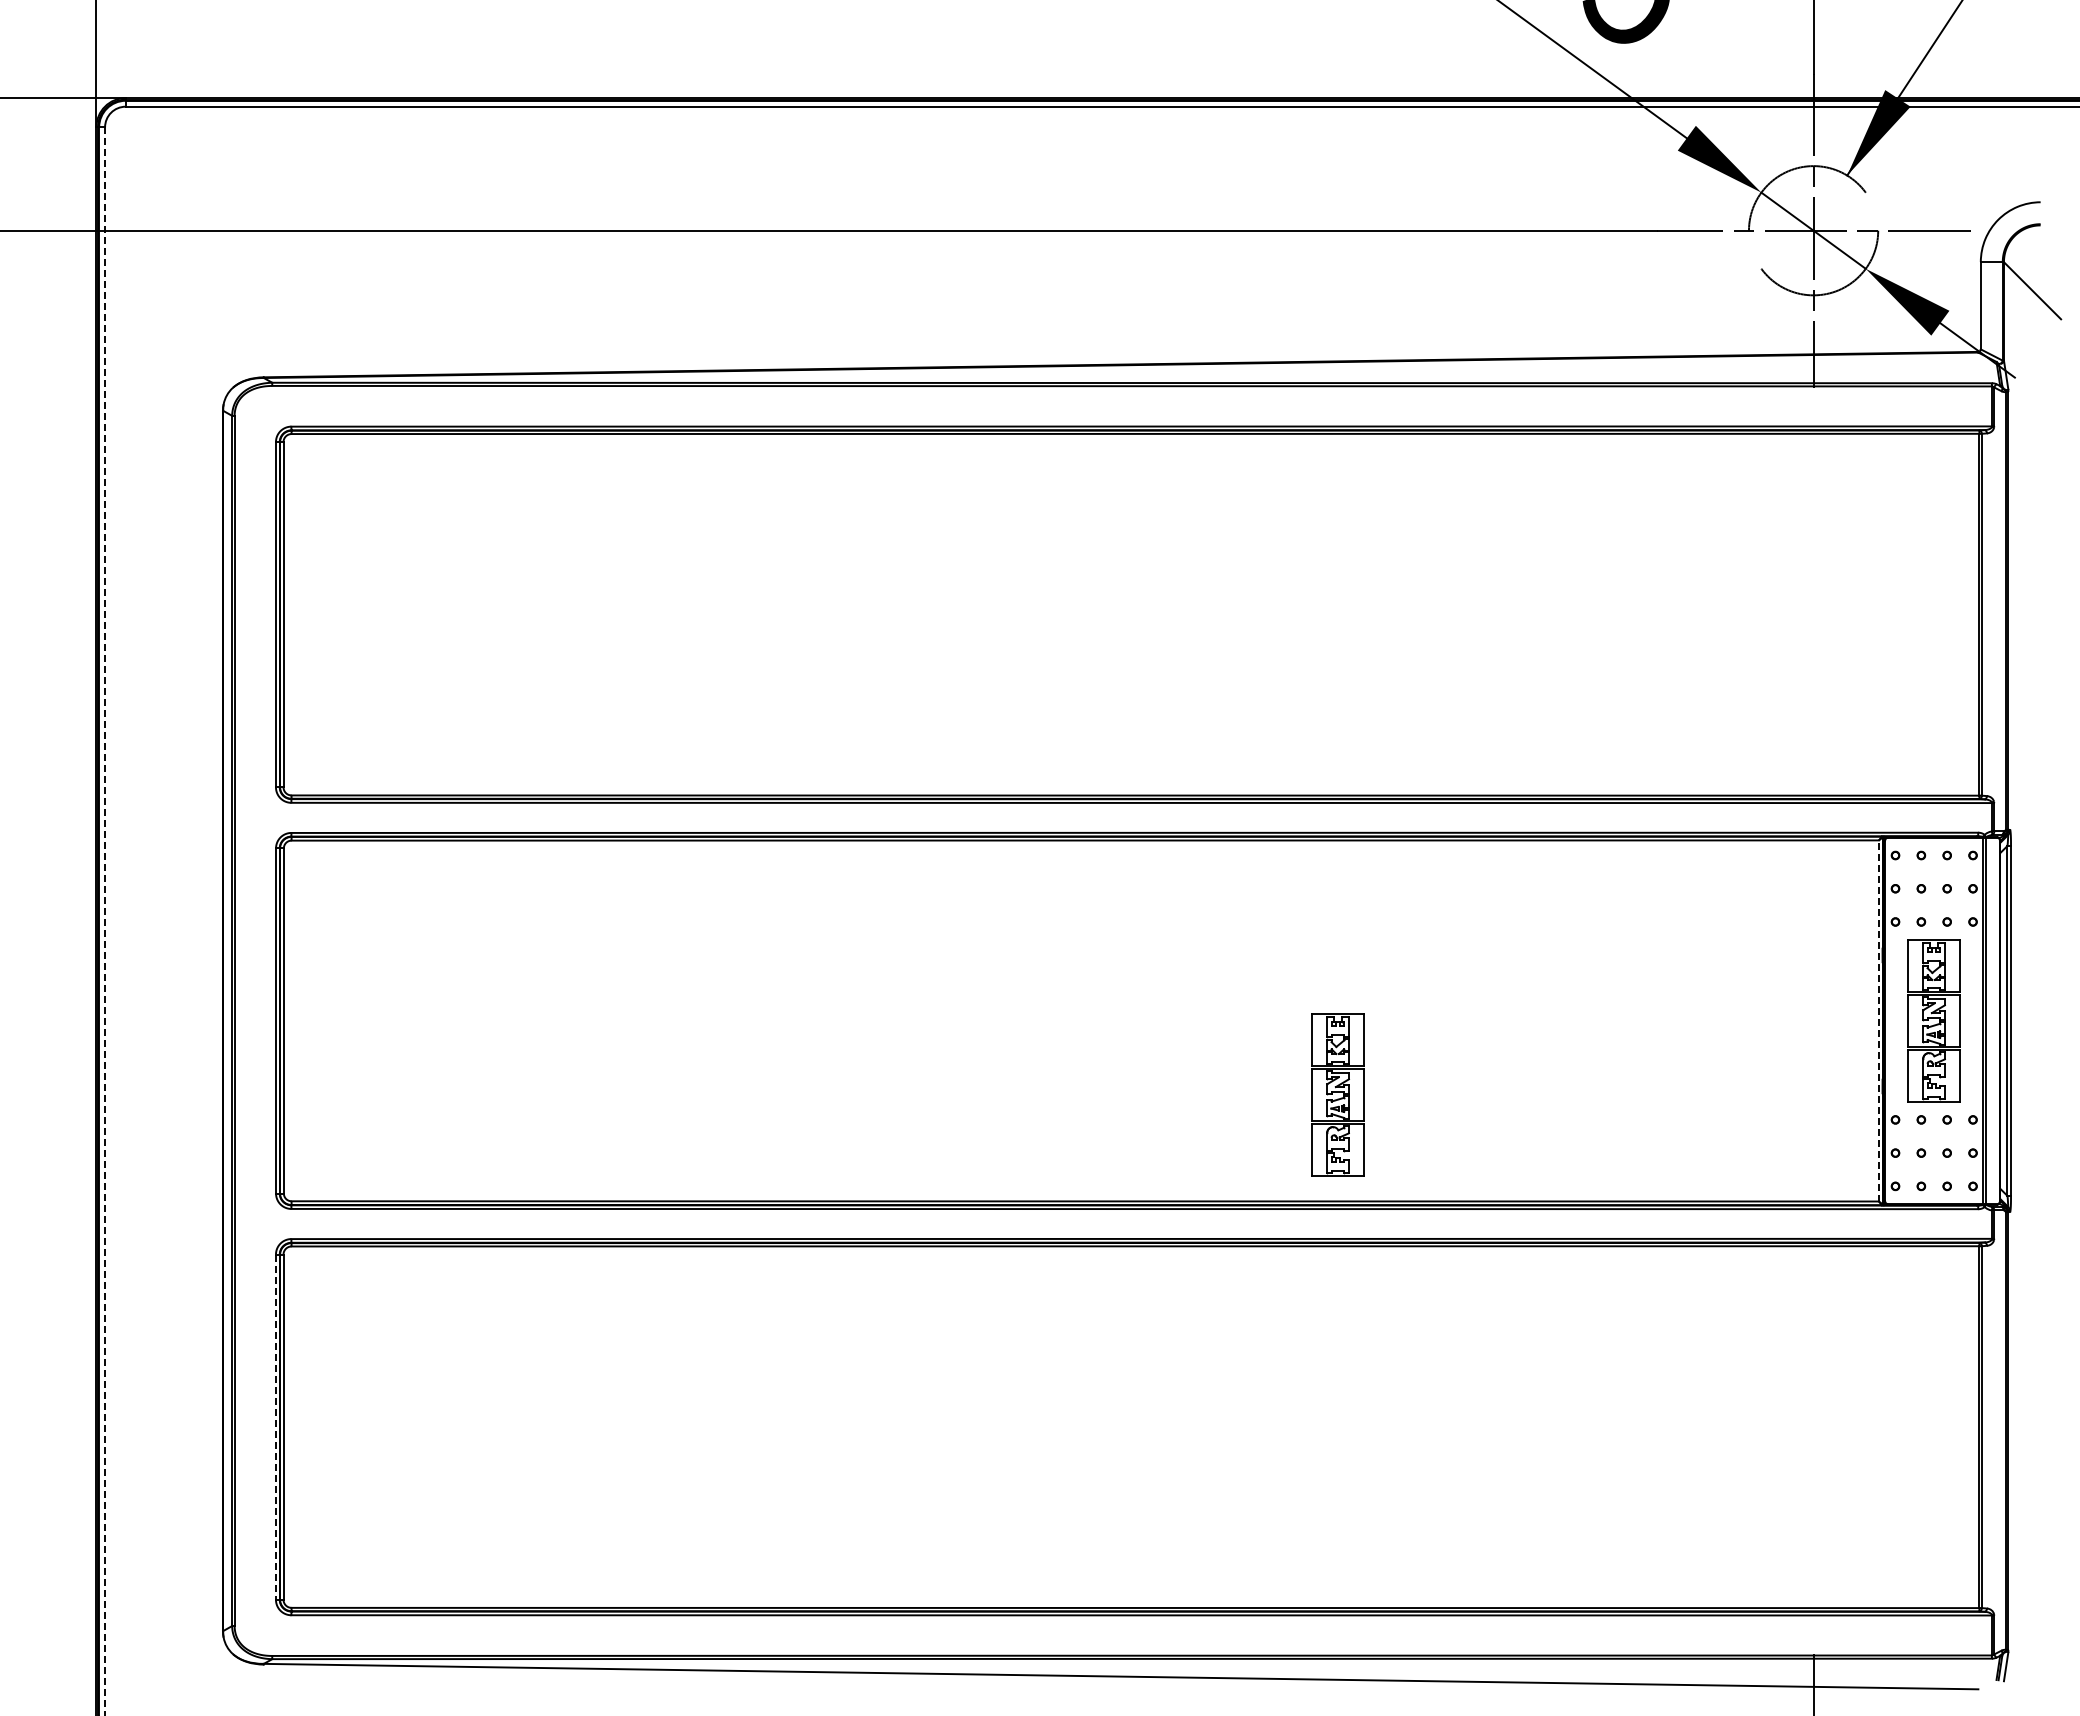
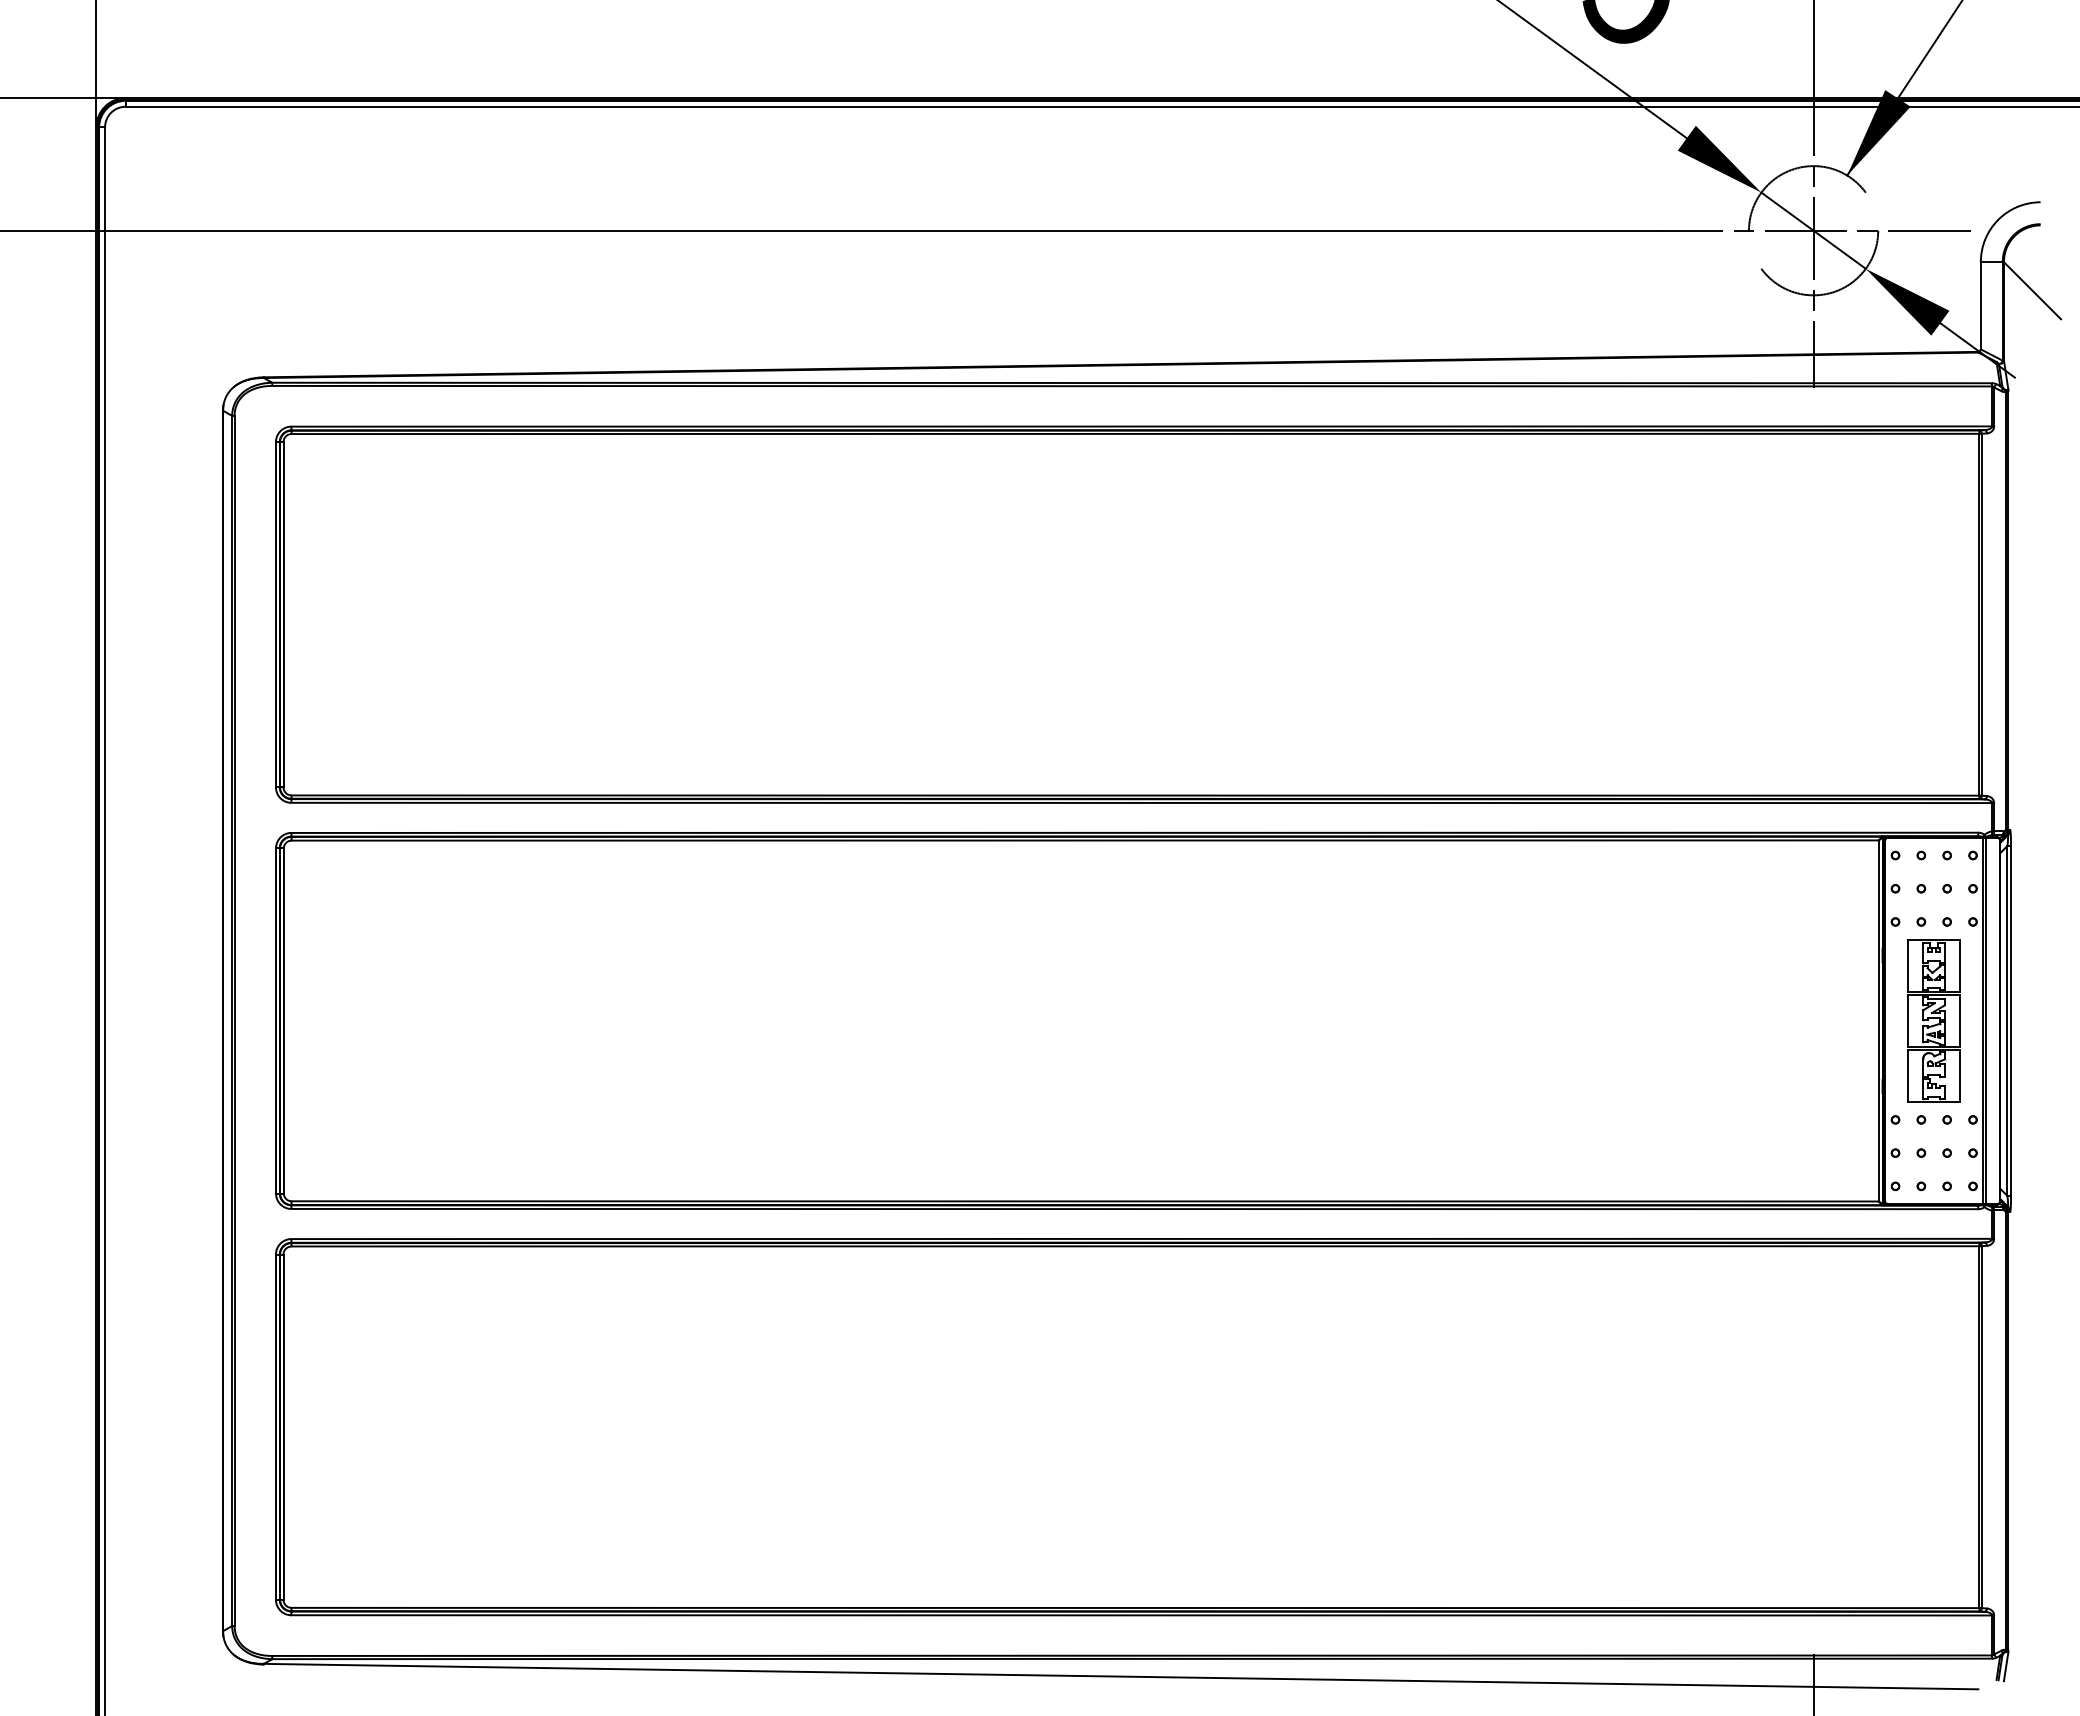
line: dashed -> solid (105, 922)
line: dashed -> solid (1878, 1020)
part: present -> none (1337, 1094)
line: dashed -> solid (275, 1427)
